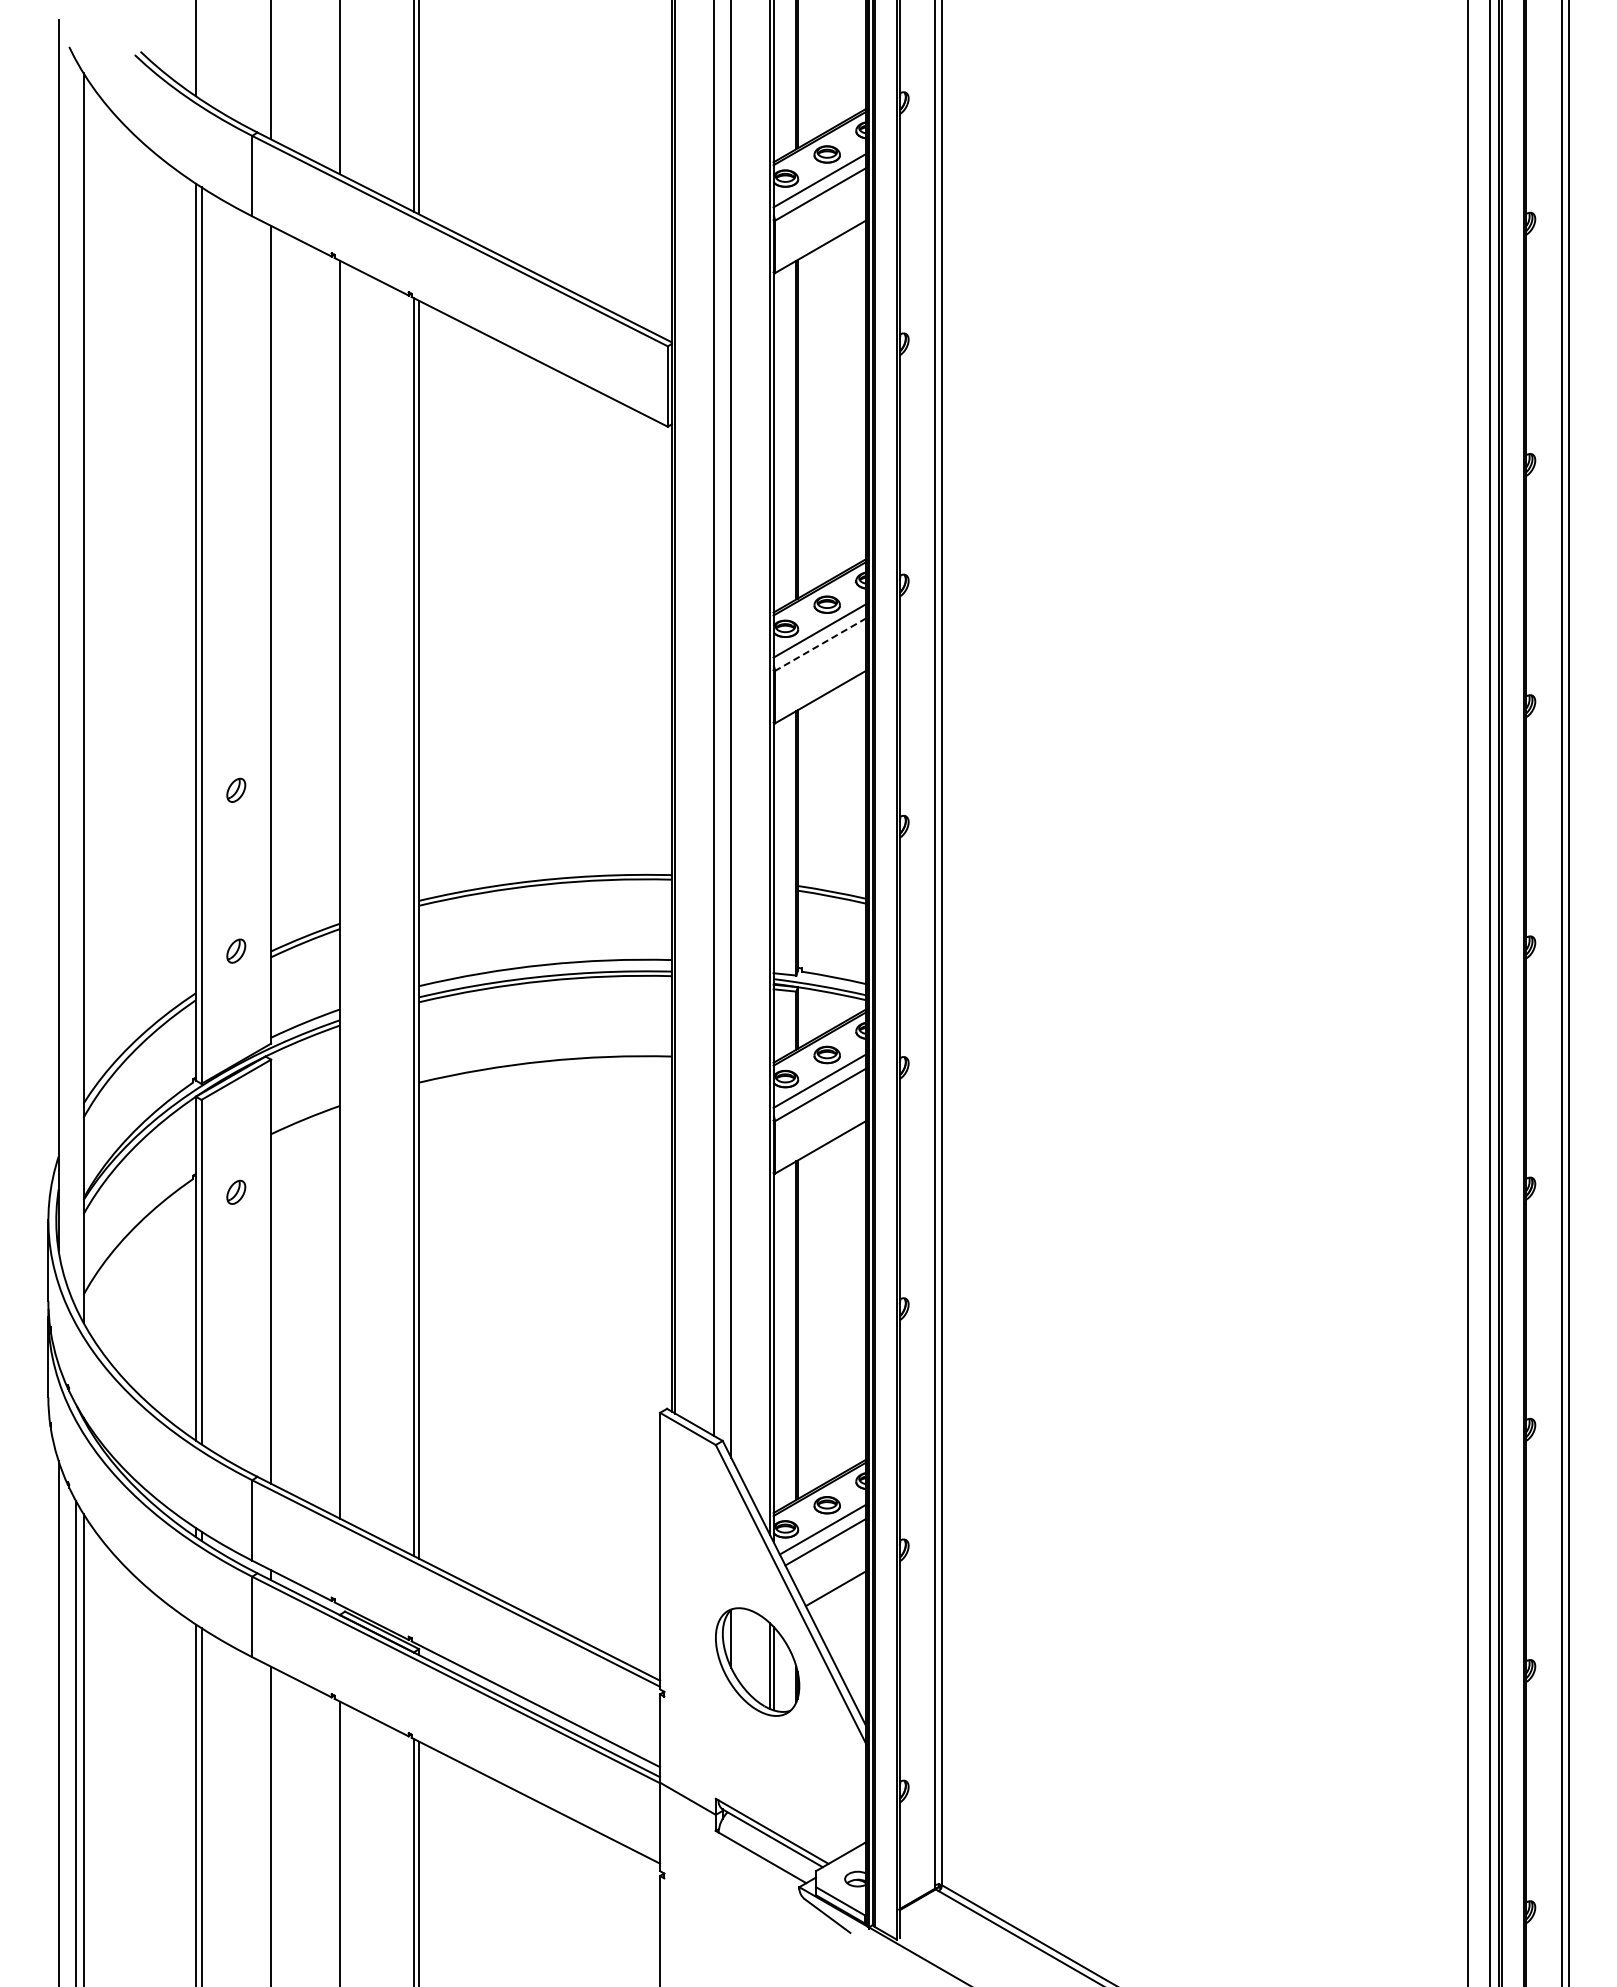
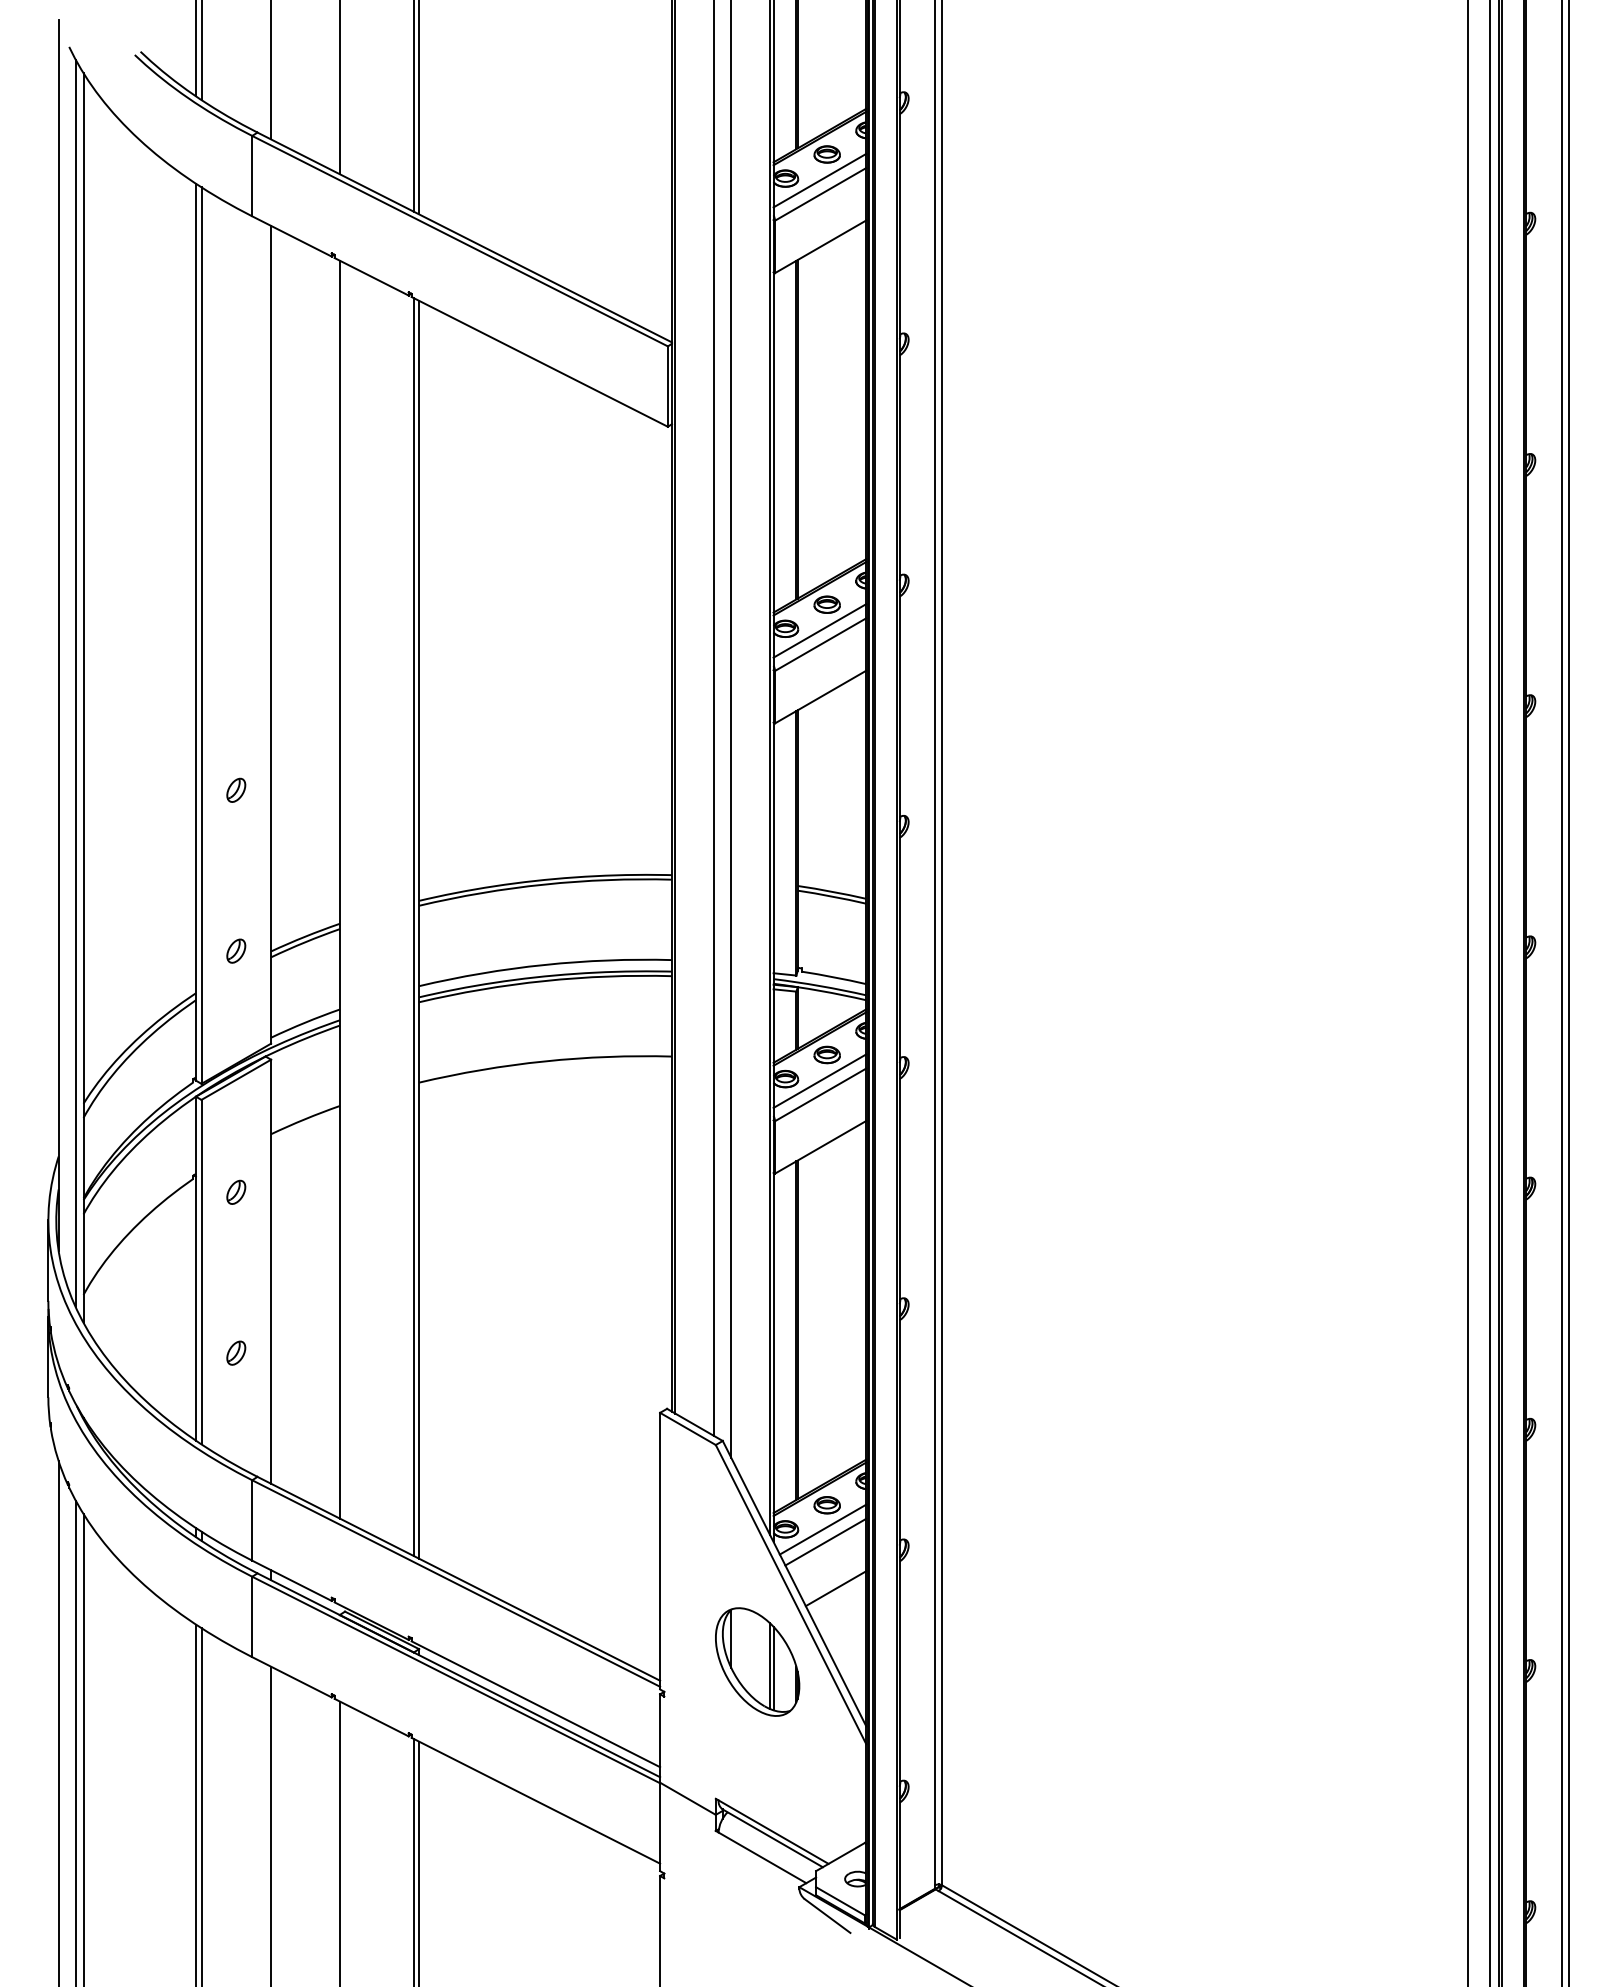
line: none -> present (201, 51)
line: dashed -> solid (820, 644)
line: none -> present (75, 683)
part: none -> present (236, 1352)
